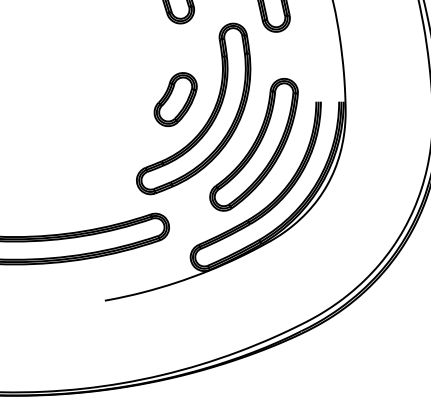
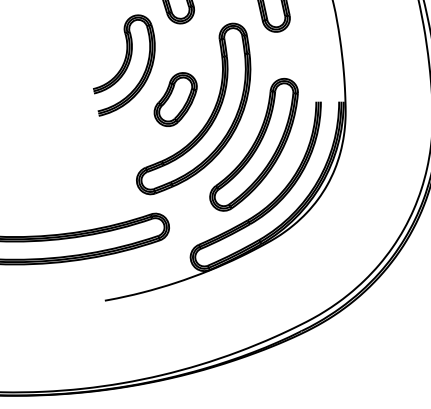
part: none -> present (124, 65)
